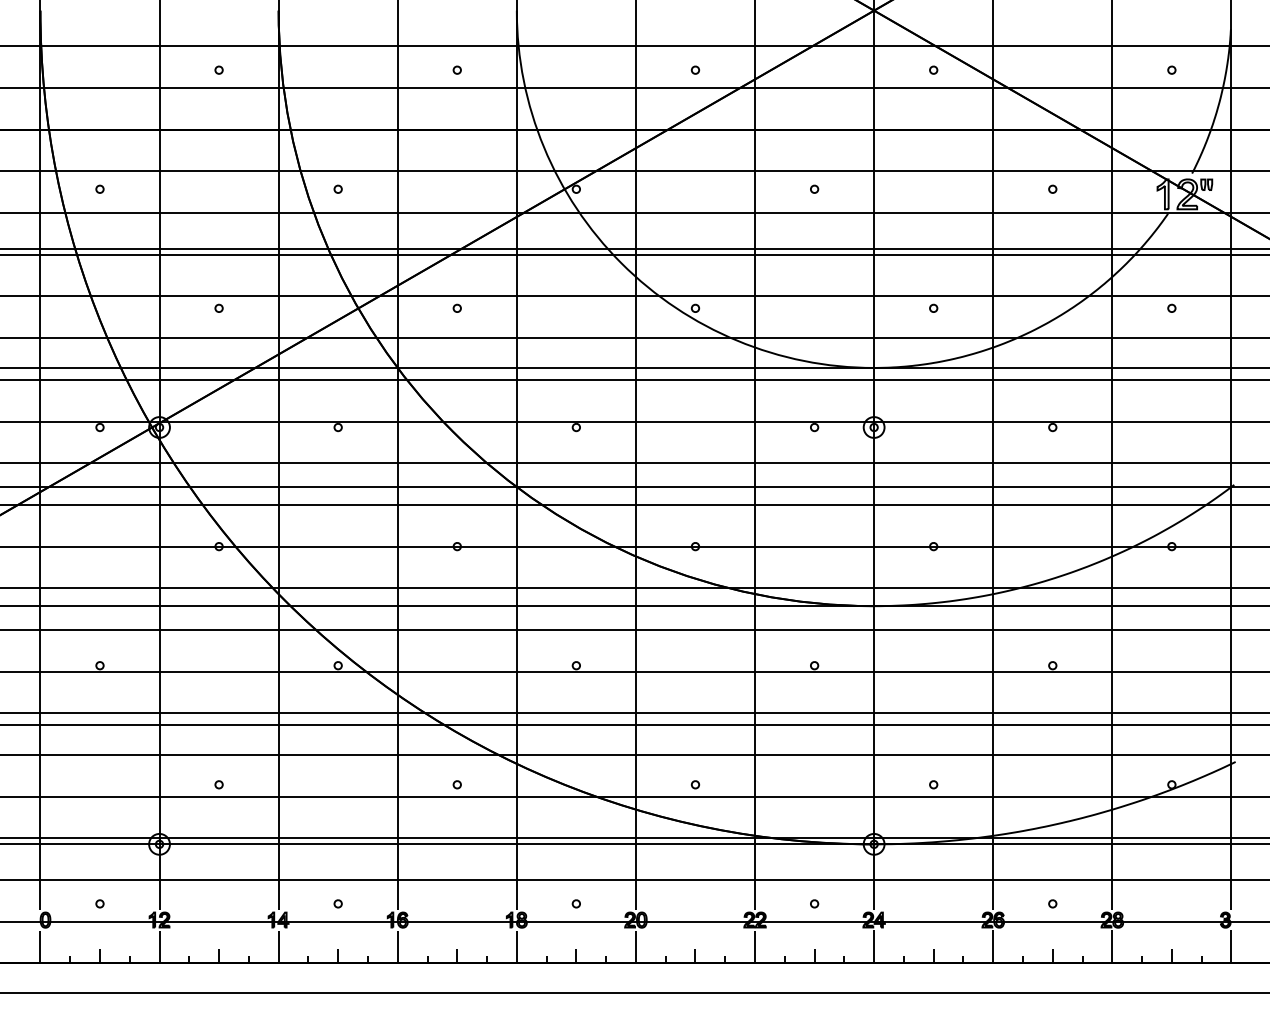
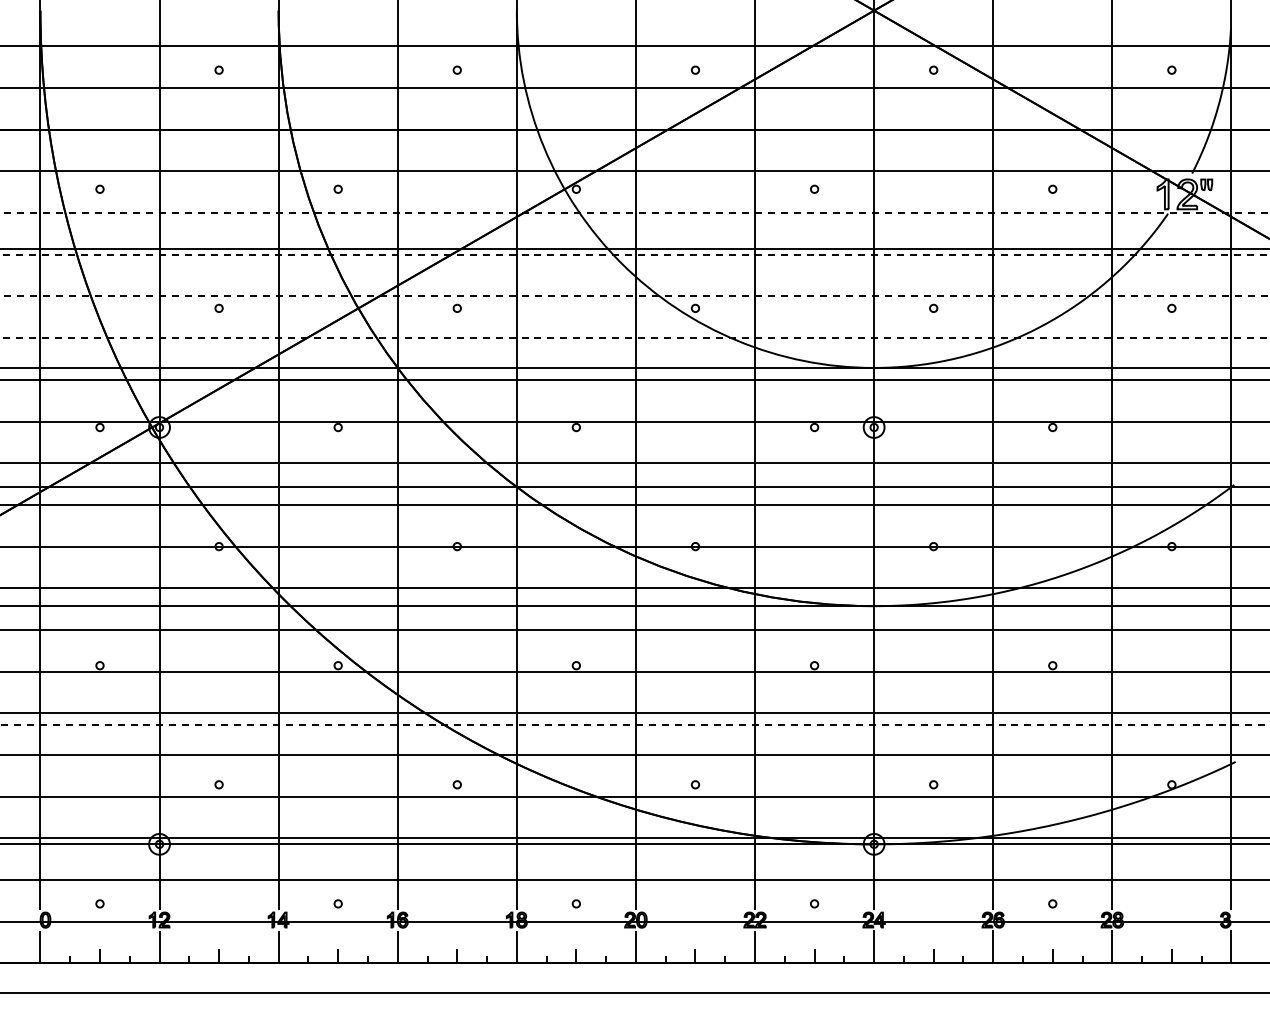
line: solid -> dashed (0, 213)
line: solid -> dashed (0, 296)
line: solid -> dashed (635, 725)
